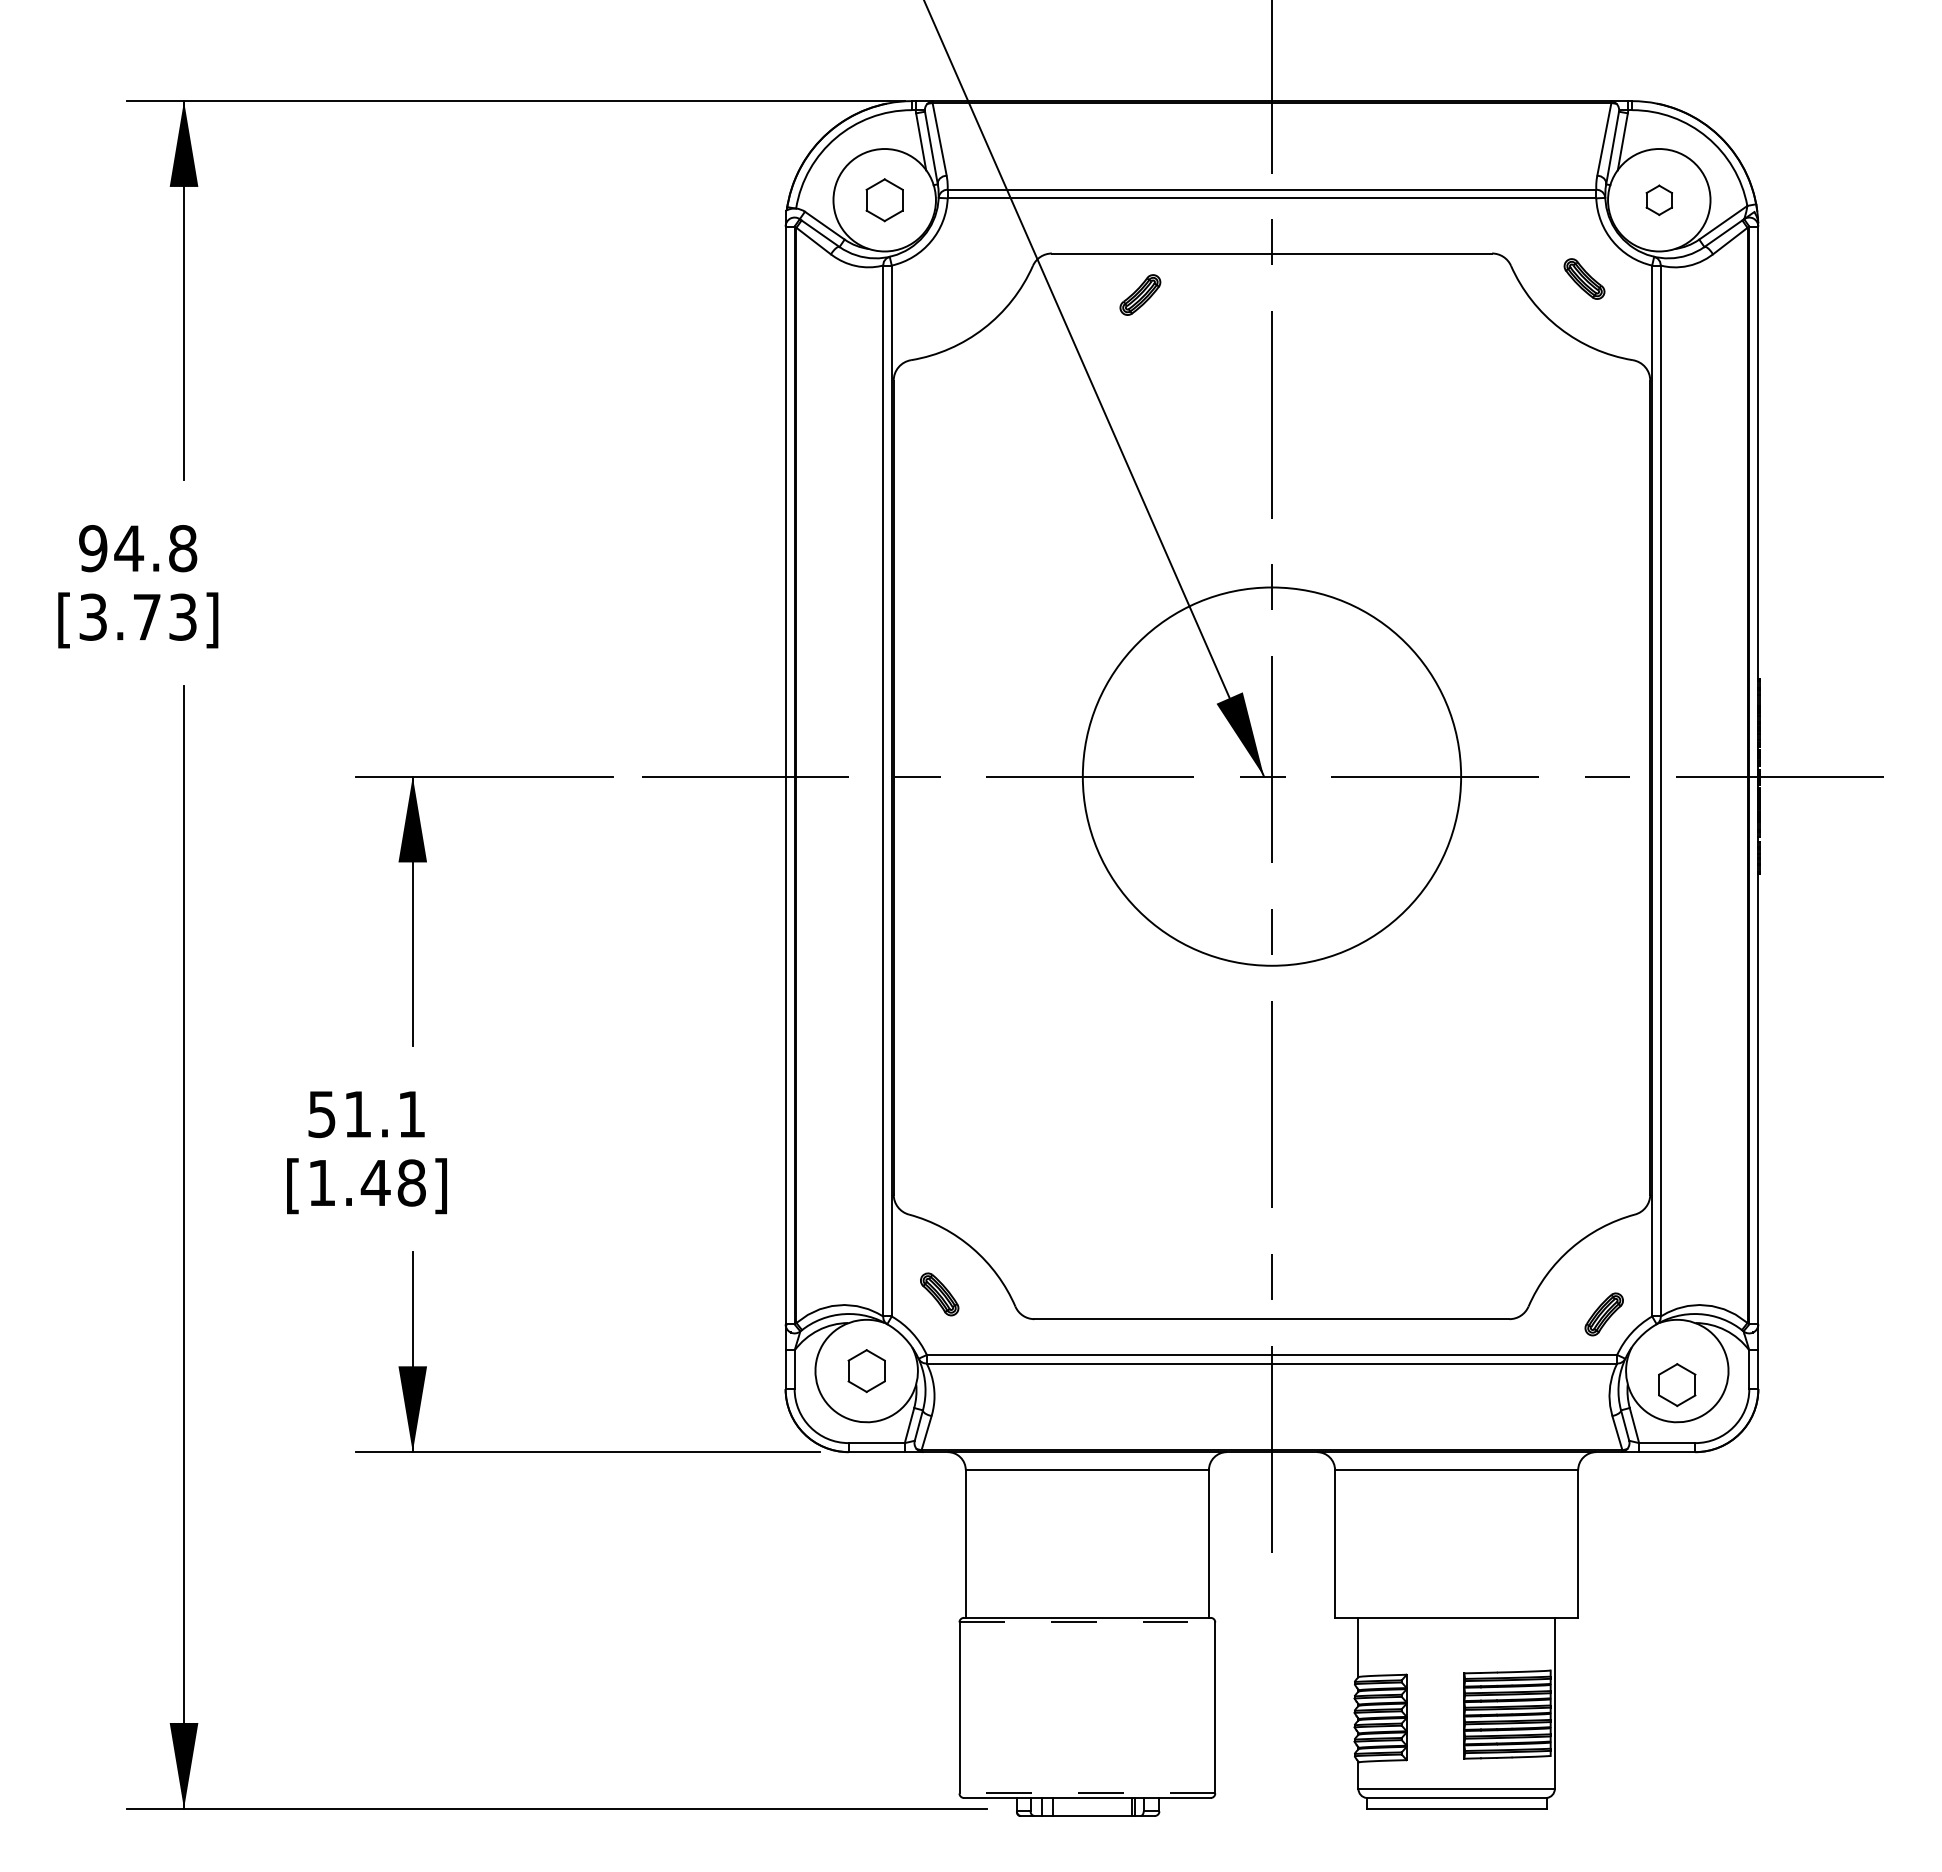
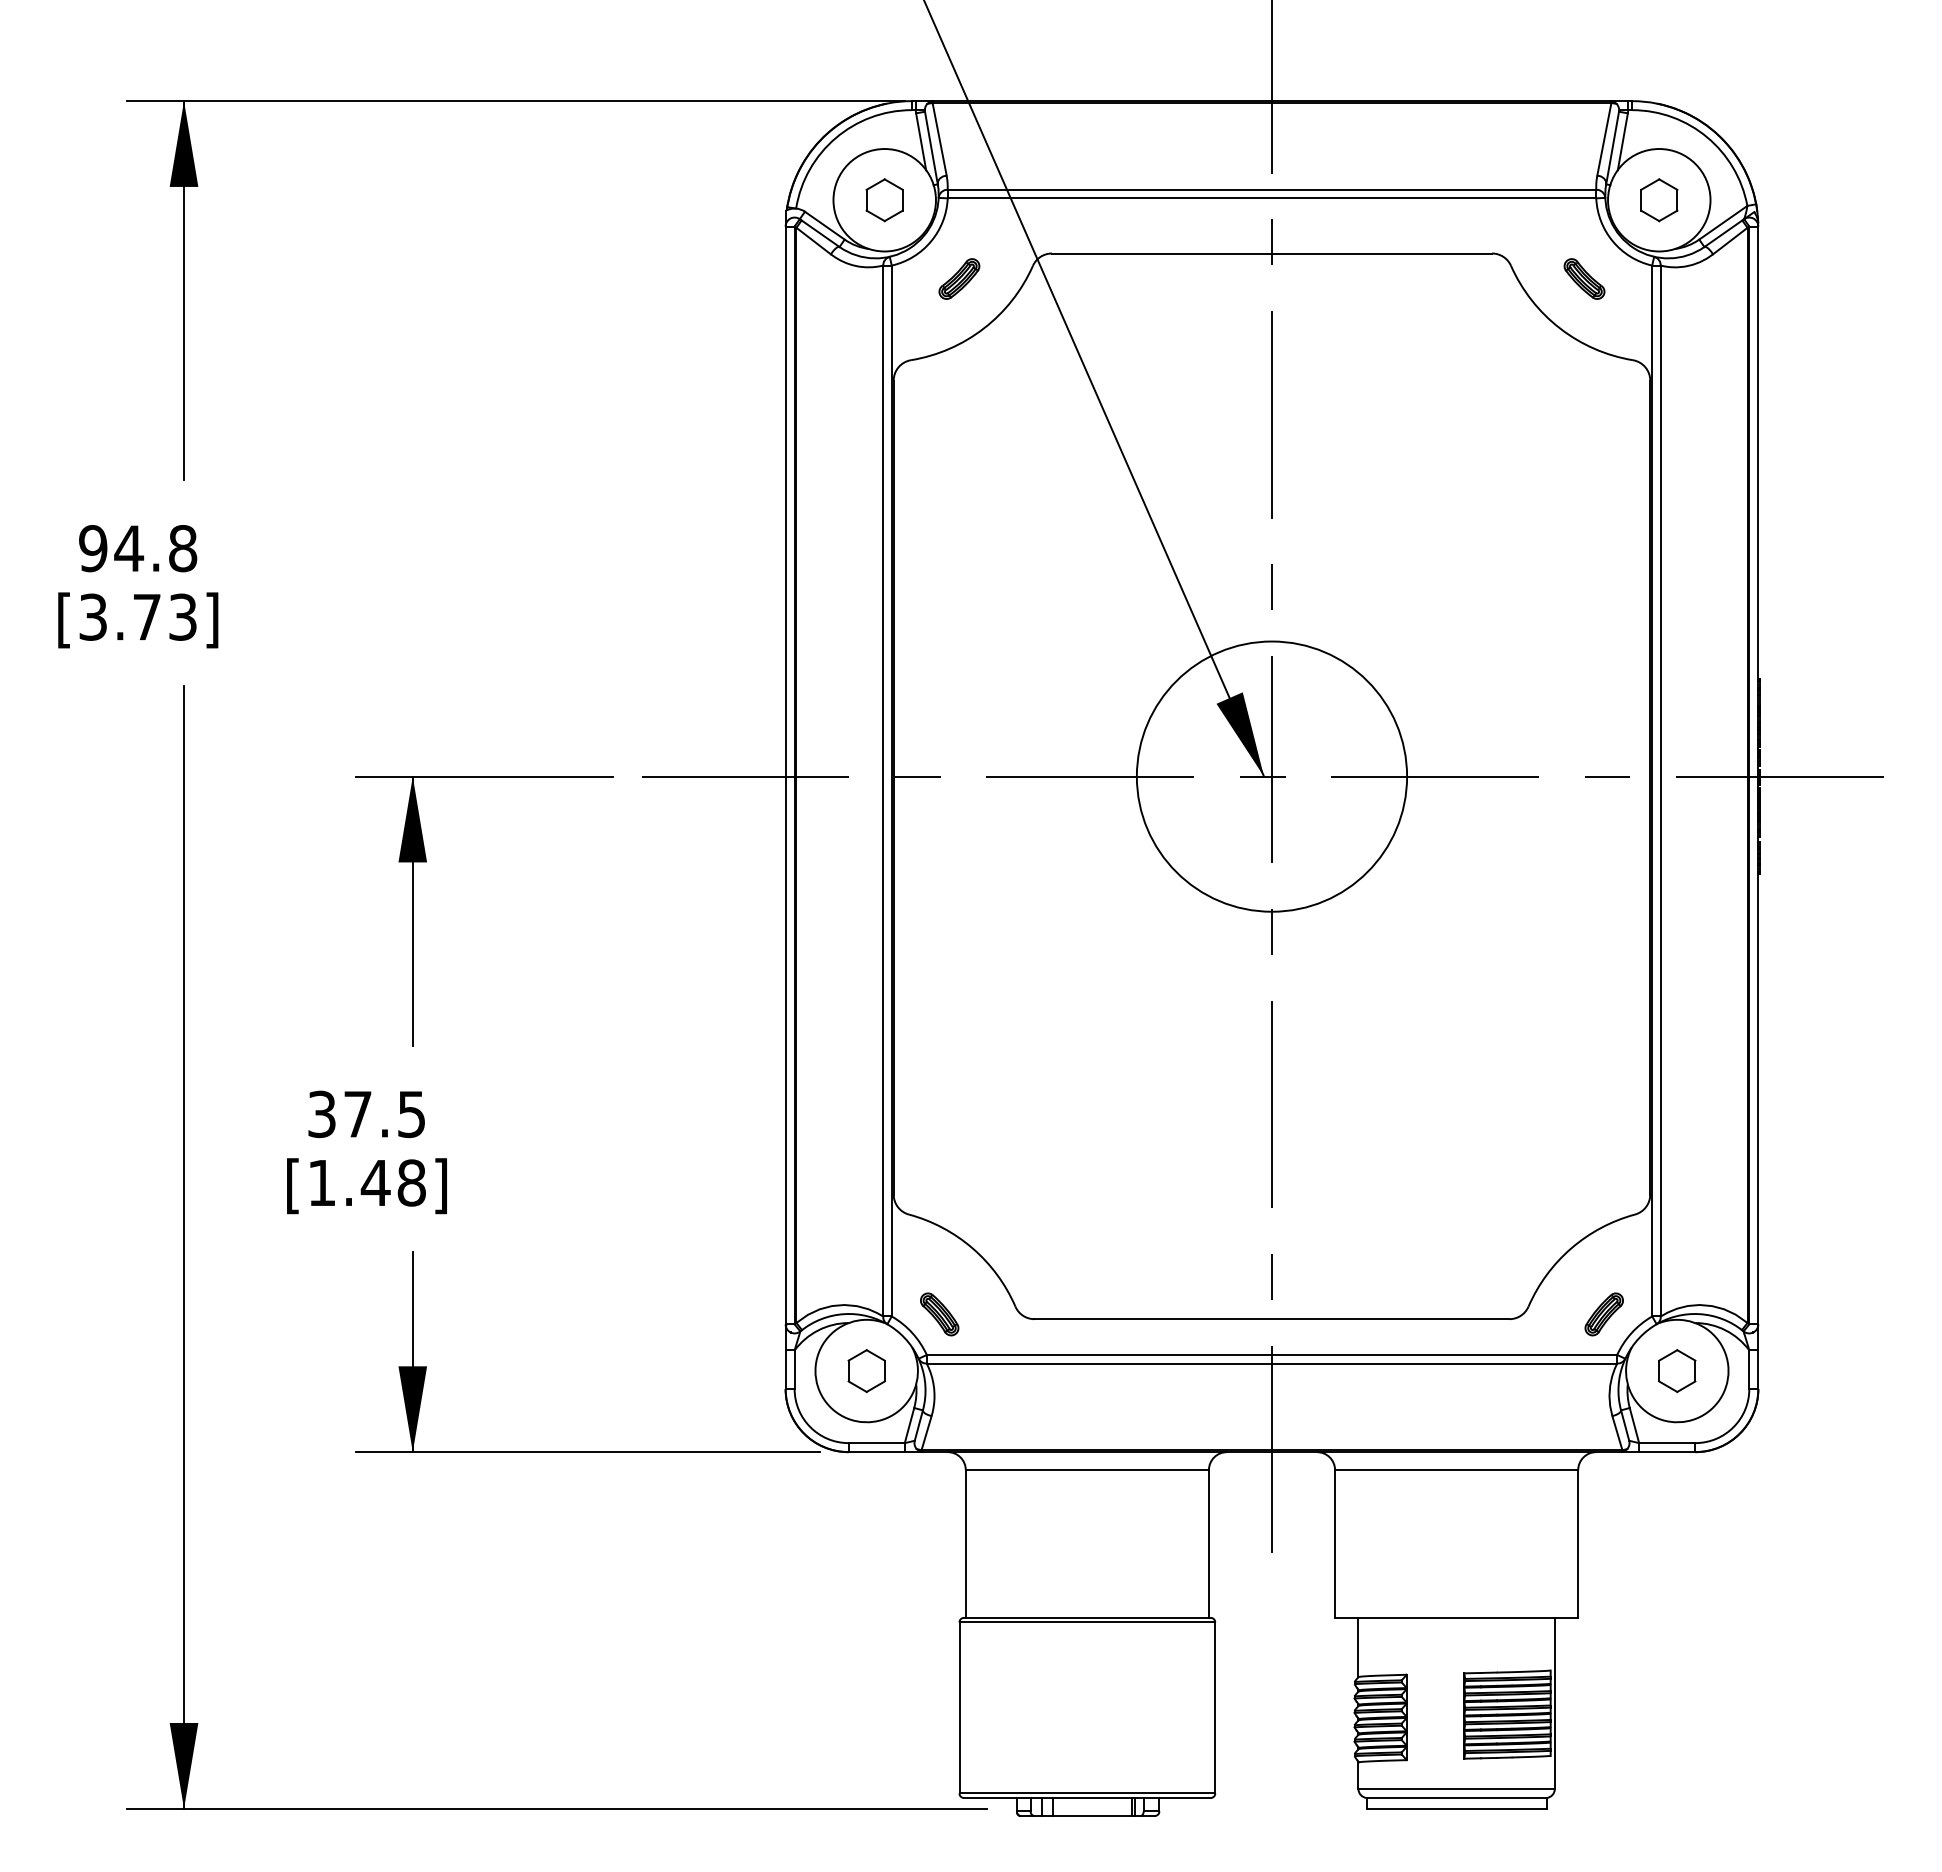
part size: 28x32 px -> 39x45 px (1659, 200)
part position: (1140, 294) -> (959, 278) (959, 278)
circle diameter: 378 px -> 270 px (1271, 776)
text: 51.1 -> 37.5 (366, 1114)
part position: (939, 1294) -> (939, 1314) (939, 1314)
part position: (1677, 1385) -> (1677, 1371) (1677, 1371)
line: dashed -> solid (1087, 1622)
line: dashed -> solid (1087, 1793)
